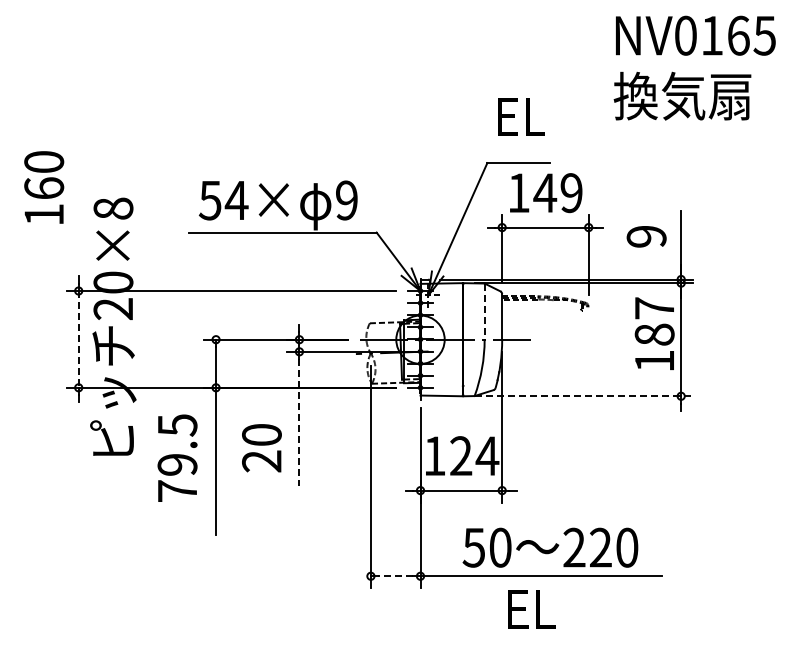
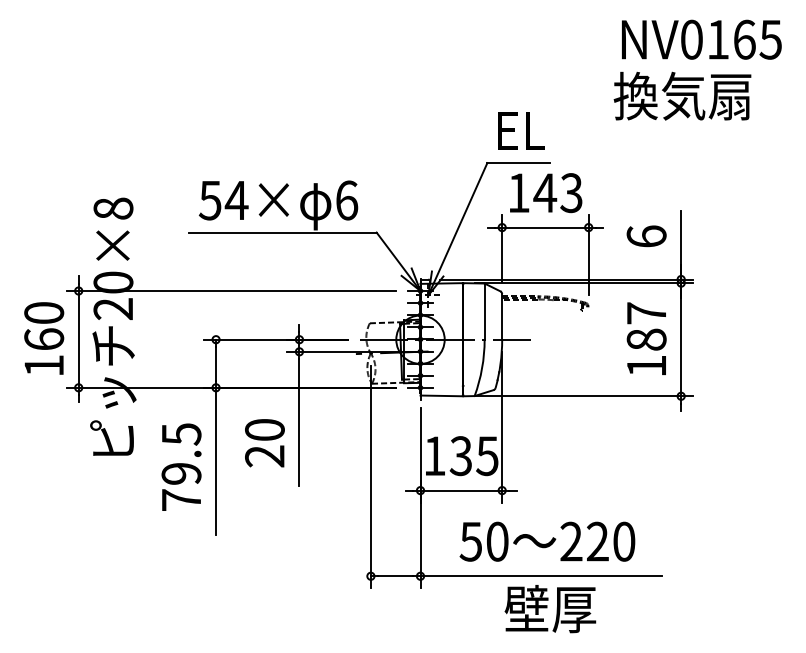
text position: (695, 35) -> (701, 39) (701, 39)
text position: (521, 116) -> (521, 130) (521, 130)
text position: (44, 187) -> (44, 338) (44, 338)
text: 149 -> 143 (571, 193)
text: 9 -> 6 (347, 200)
text: 9 -> 6 (646, 236)
line: dashed -> solid (484, 312)
text position: (654, 333) -> (646, 338) (646, 338)
line: dashed -> solid (78, 339)
line: dashed -> solid (584, 396)
line: dashed -> solid (299, 422)
text position: (261, 448) -> (264, 443) (264, 443)
text: 124 -> 135 (474, 456)
text position: (177, 457) -> (181, 466) (181, 466)
text position: (550, 547) -> (547, 541) (547, 541)
line: dashed -> solid (395, 576)
text: EL -> 壁厚 (550, 609)
